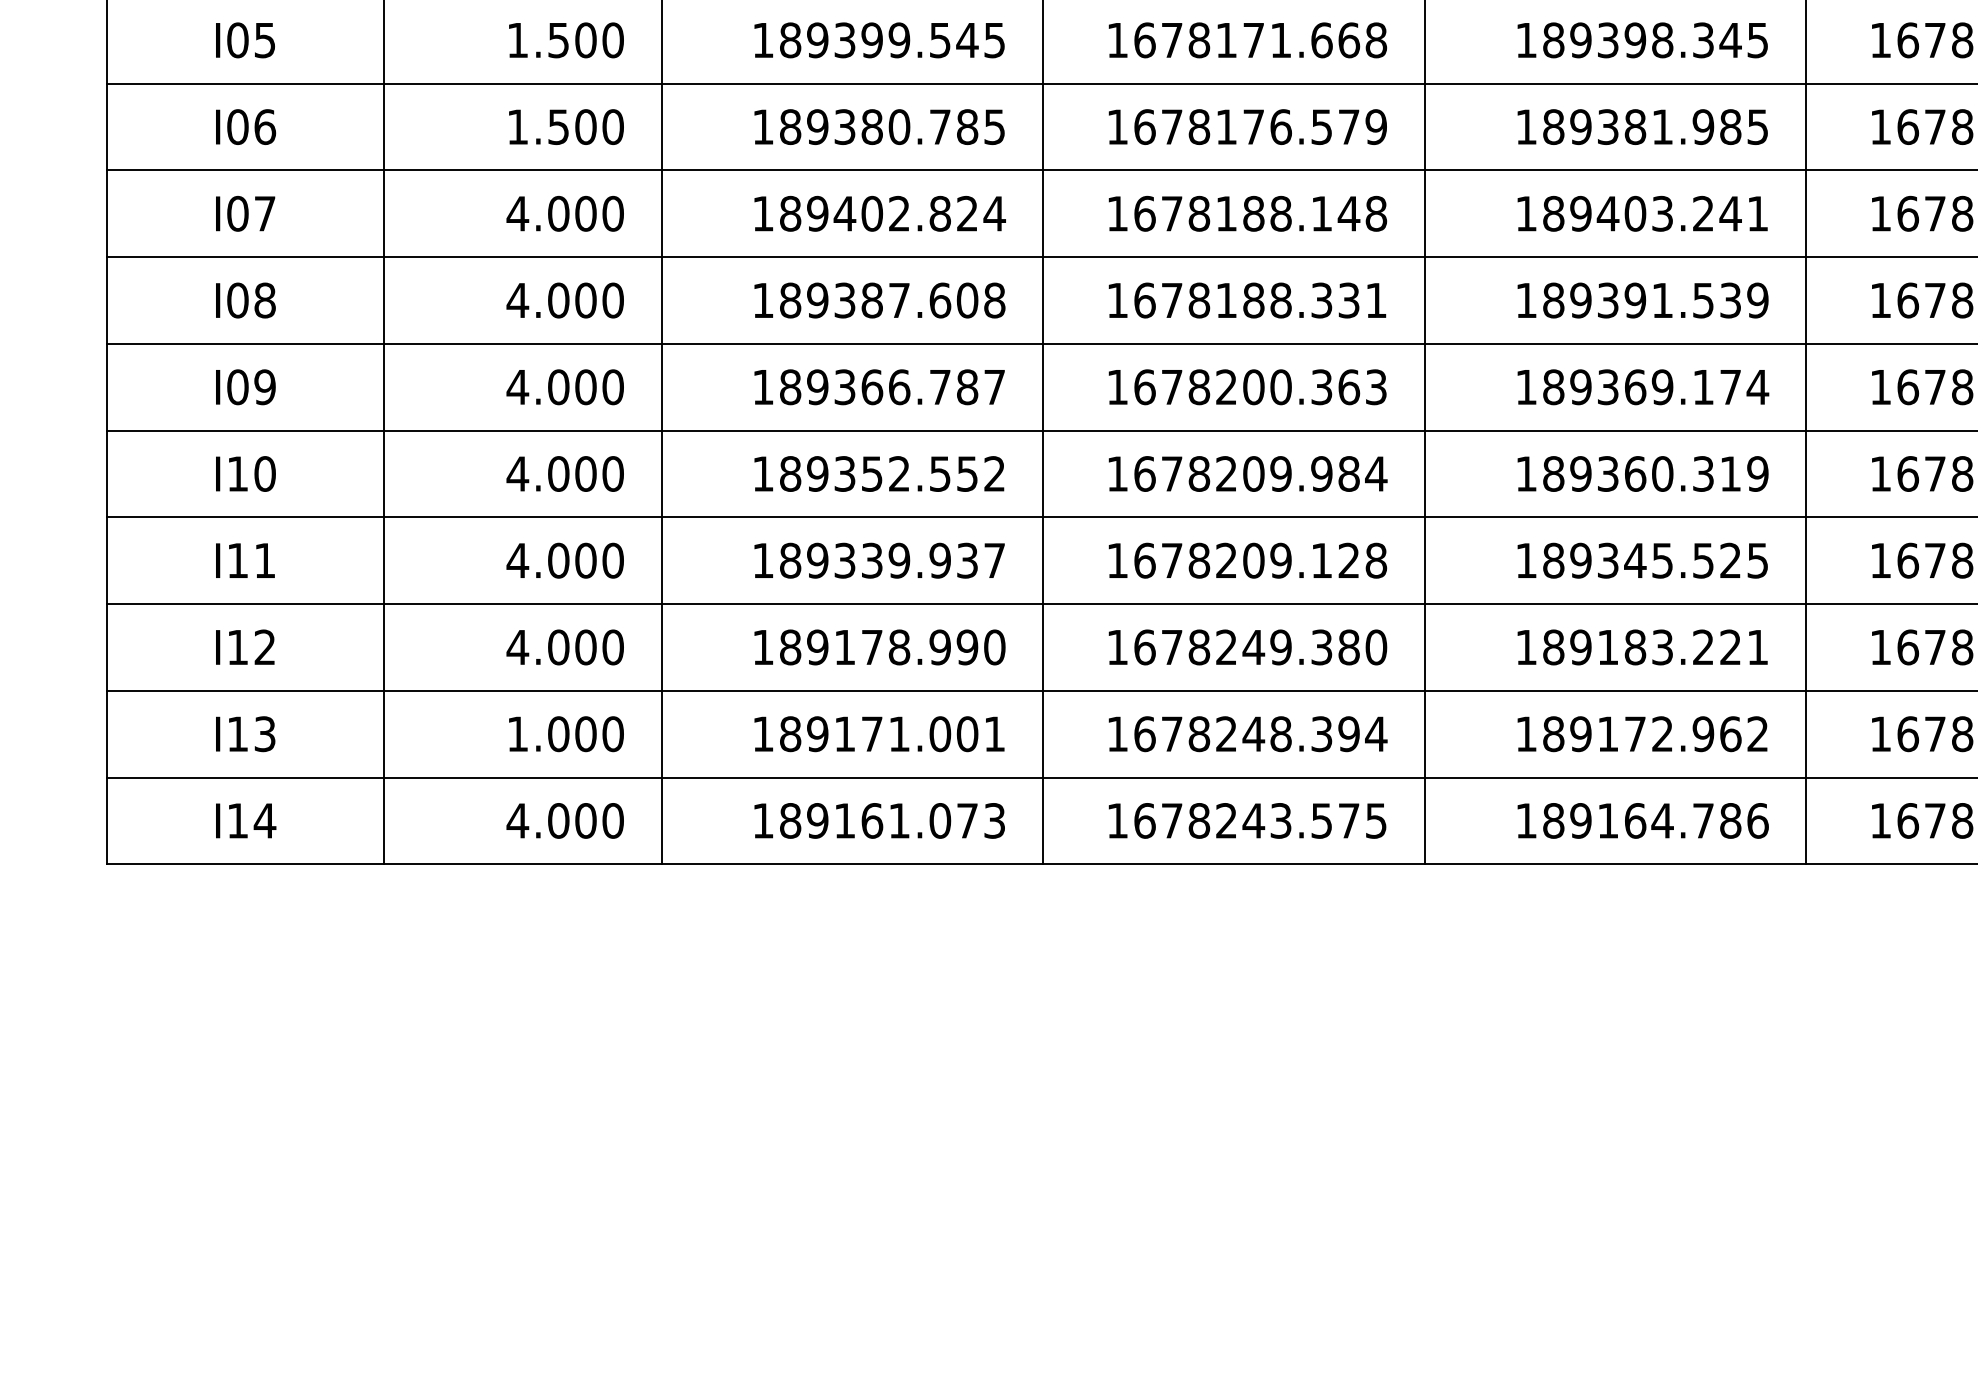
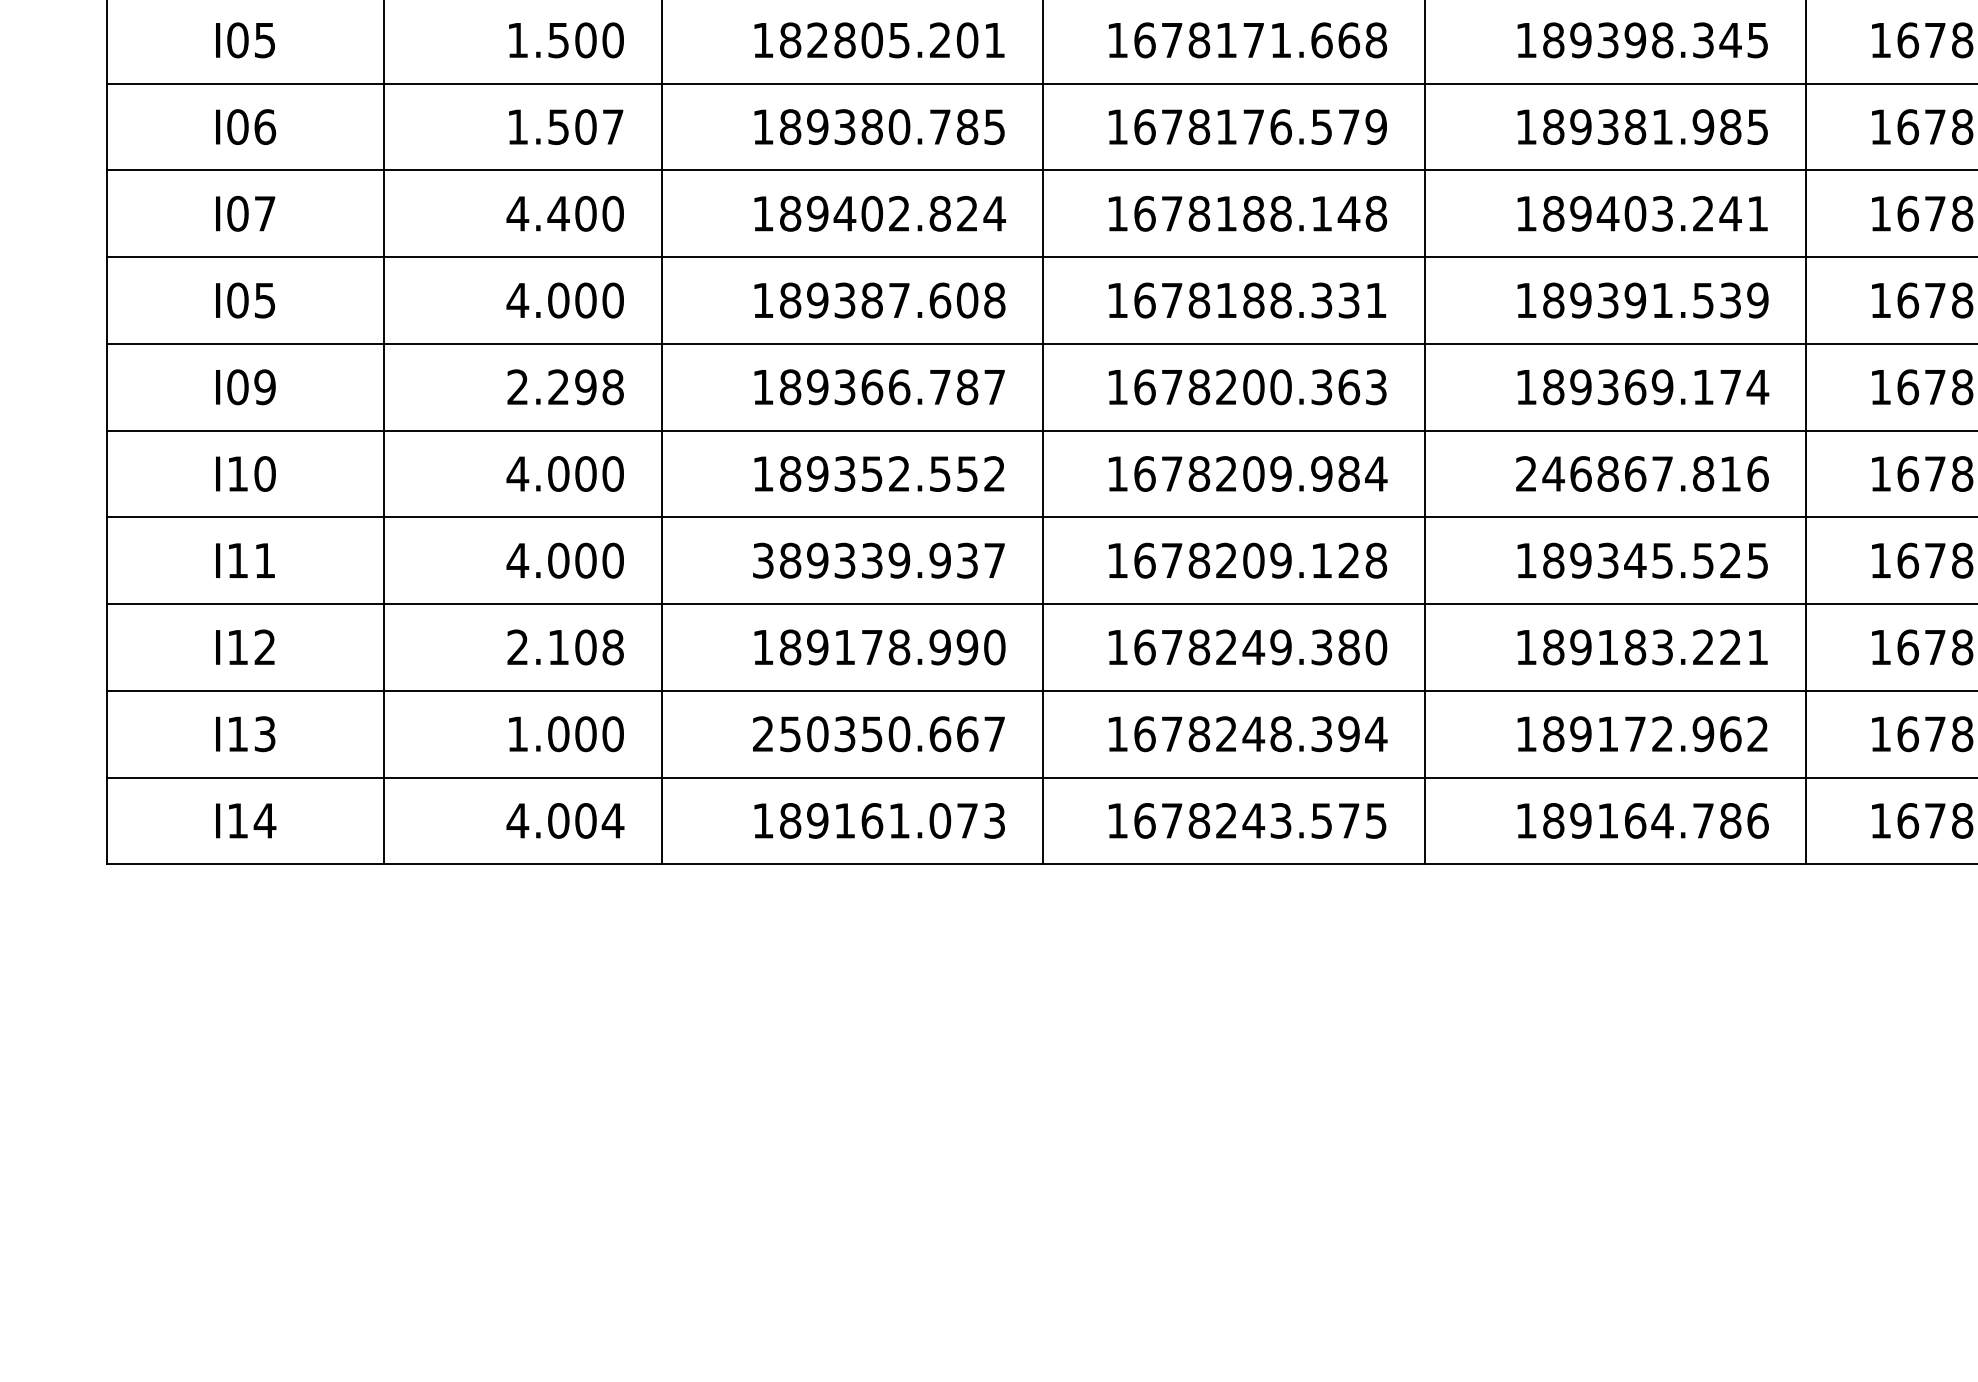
text: 189399.545 -> 182805.201 (905, 40)
text: 1.500 -> 1.507 (612, 127)
text: 4.000 -> 4.400 (558, 213)
text: I08 -> I05 (264, 300)
text: 4.000 -> 2.298 (564, 387)
text: 189360.319 -> 246867.816 (1642, 473)
text: 189339.937 -> 389339.937 (763, 560)
text: 4.000 -> 2.108 (564, 647)
text: 189171.001 -> 250350.667 (878, 734)
text: 4.000 -> 4.004 (612, 820)
